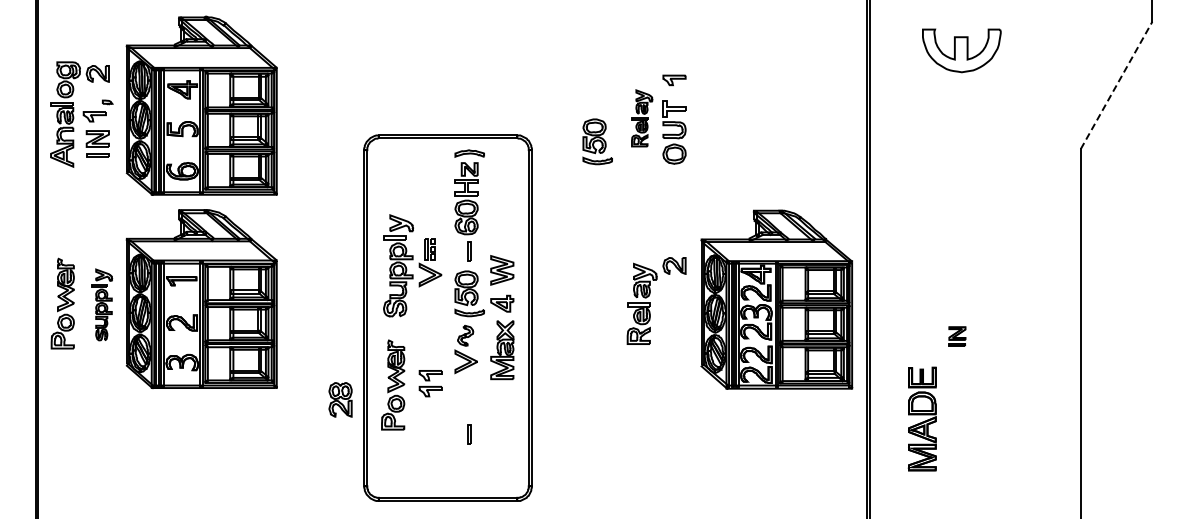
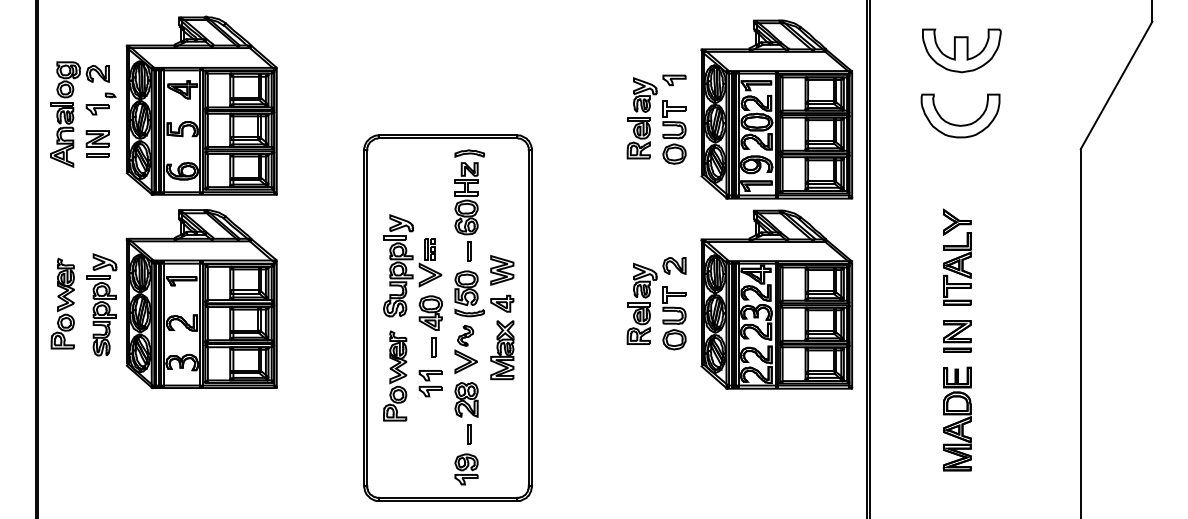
line: dashed -> solid (1116, 85)
part: none -> present (776, 109)
part position: (97, 110) -> (100, 103) (100, 103)
part size: 23x59 px -> 32x83 px (641, 118)
part: none -> present (959, 124)
part: present -> none (597, 141)
part: none -> present (957, 256)
part size: 23x74 px -> 32x104 px (101, 304)
part: none -> present (674, 318)
part: none -> present (430, 326)
part size: 19x21 px -> 29x33 px (957, 336)
part position: (393, 384) -> (395, 375) (395, 375)
part position: (340, 399) -> (466, 399) (466, 399)
part position: (921, 418) -> (956, 418) (956, 418)
part: none -> present (466, 469)
